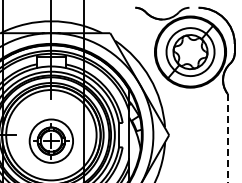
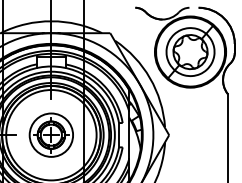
line: dashed -> solid (227, 138)
part position: (50, 140) -> (50, 134) (50, 134)
